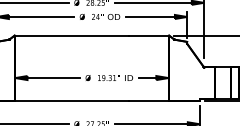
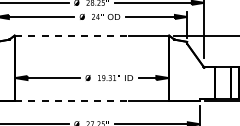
line: solid -> dashed (71, 35)
line: solid -> dashed (71, 101)
